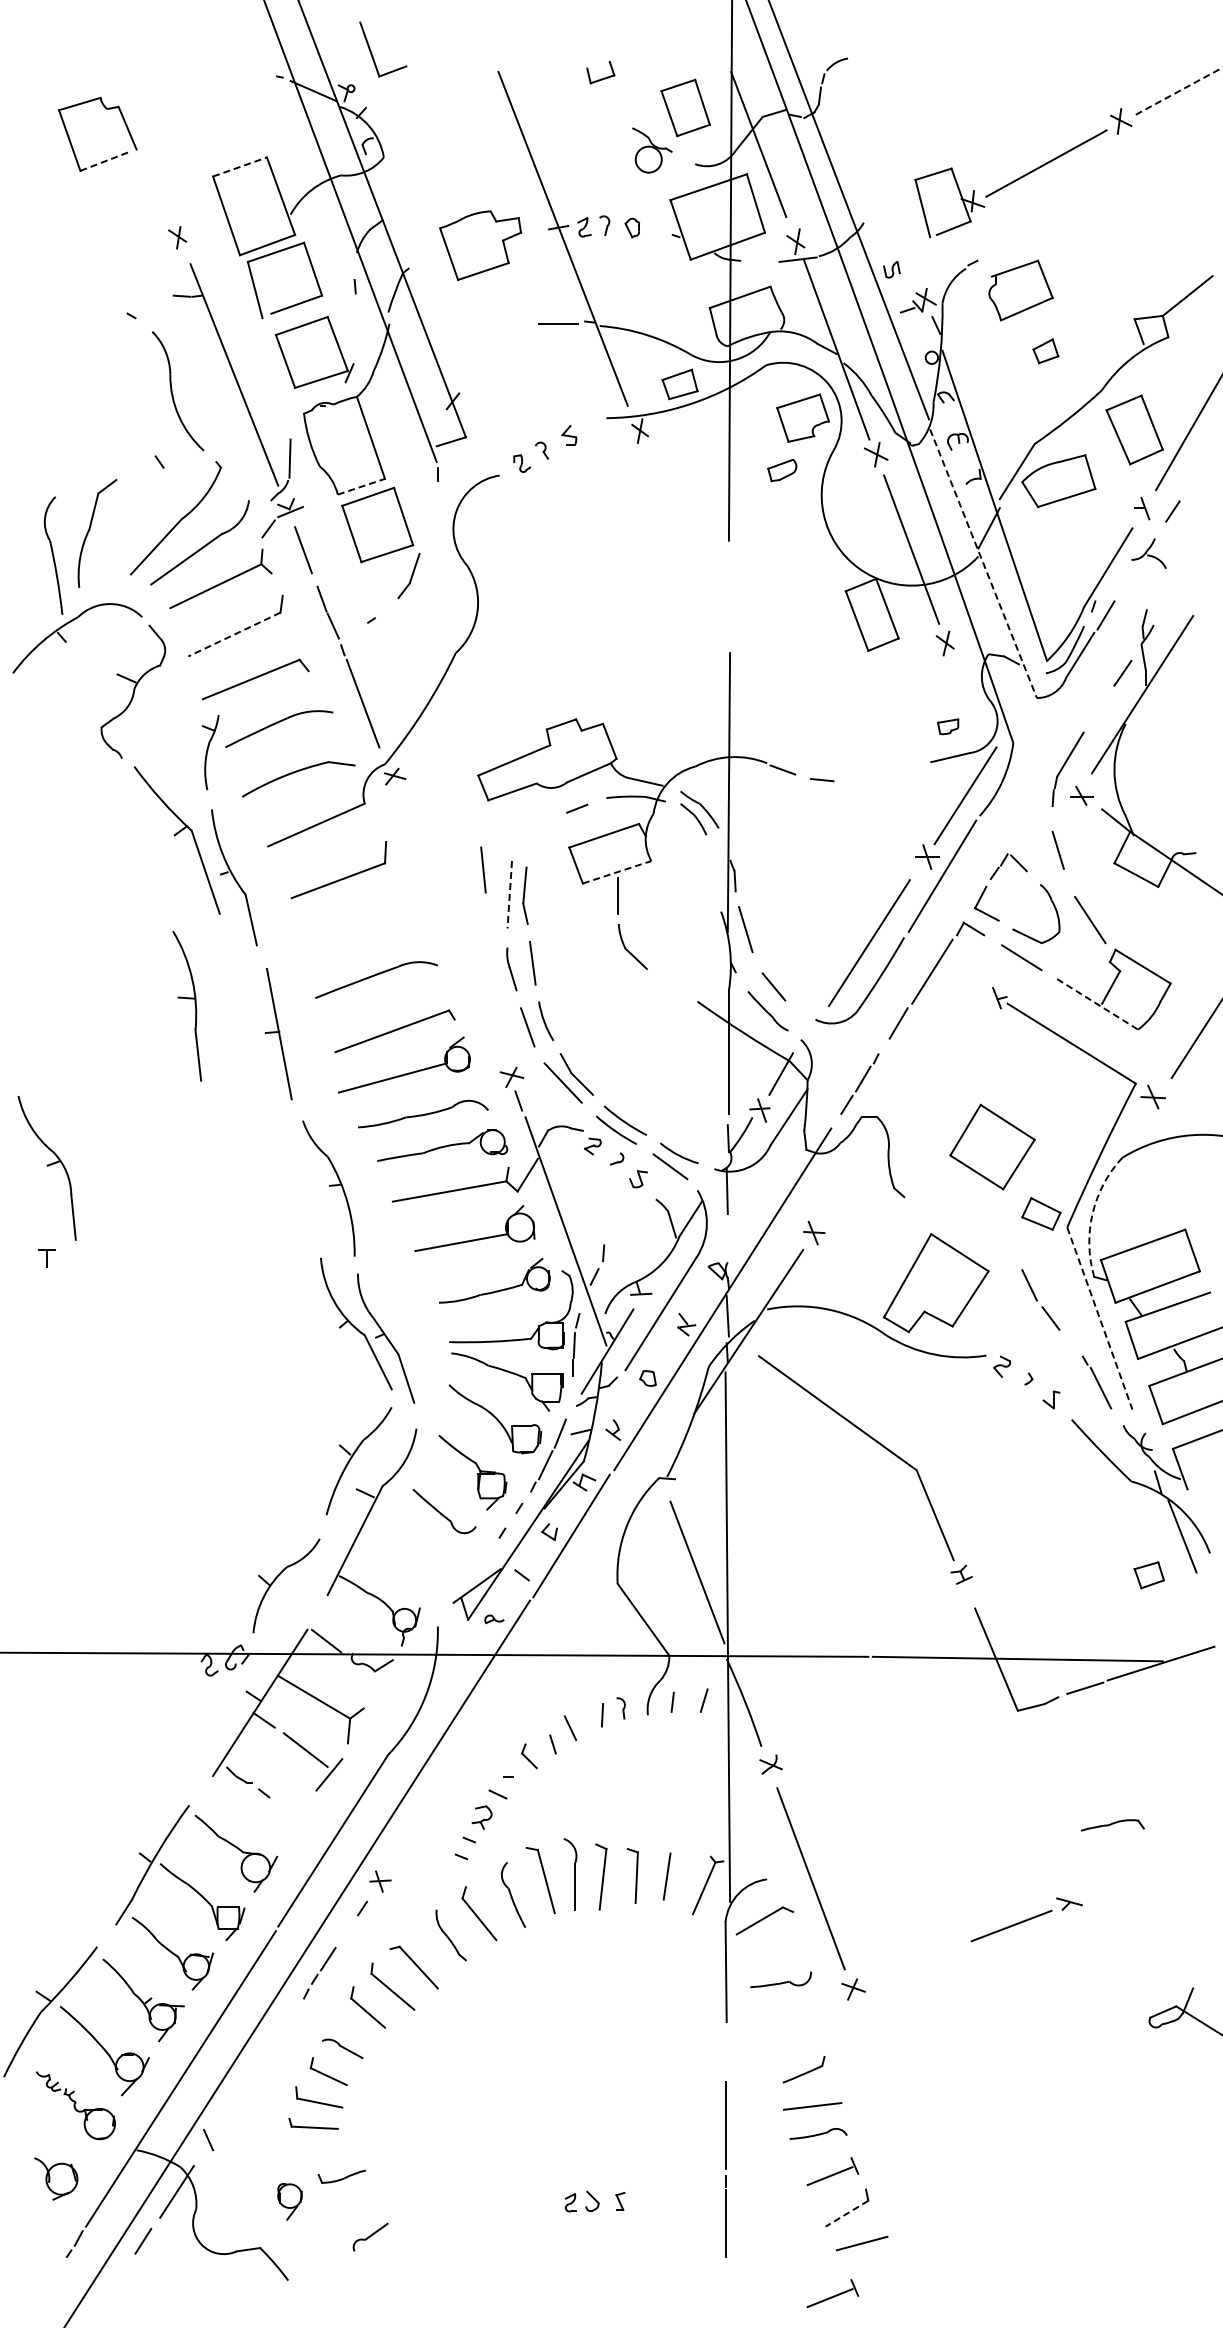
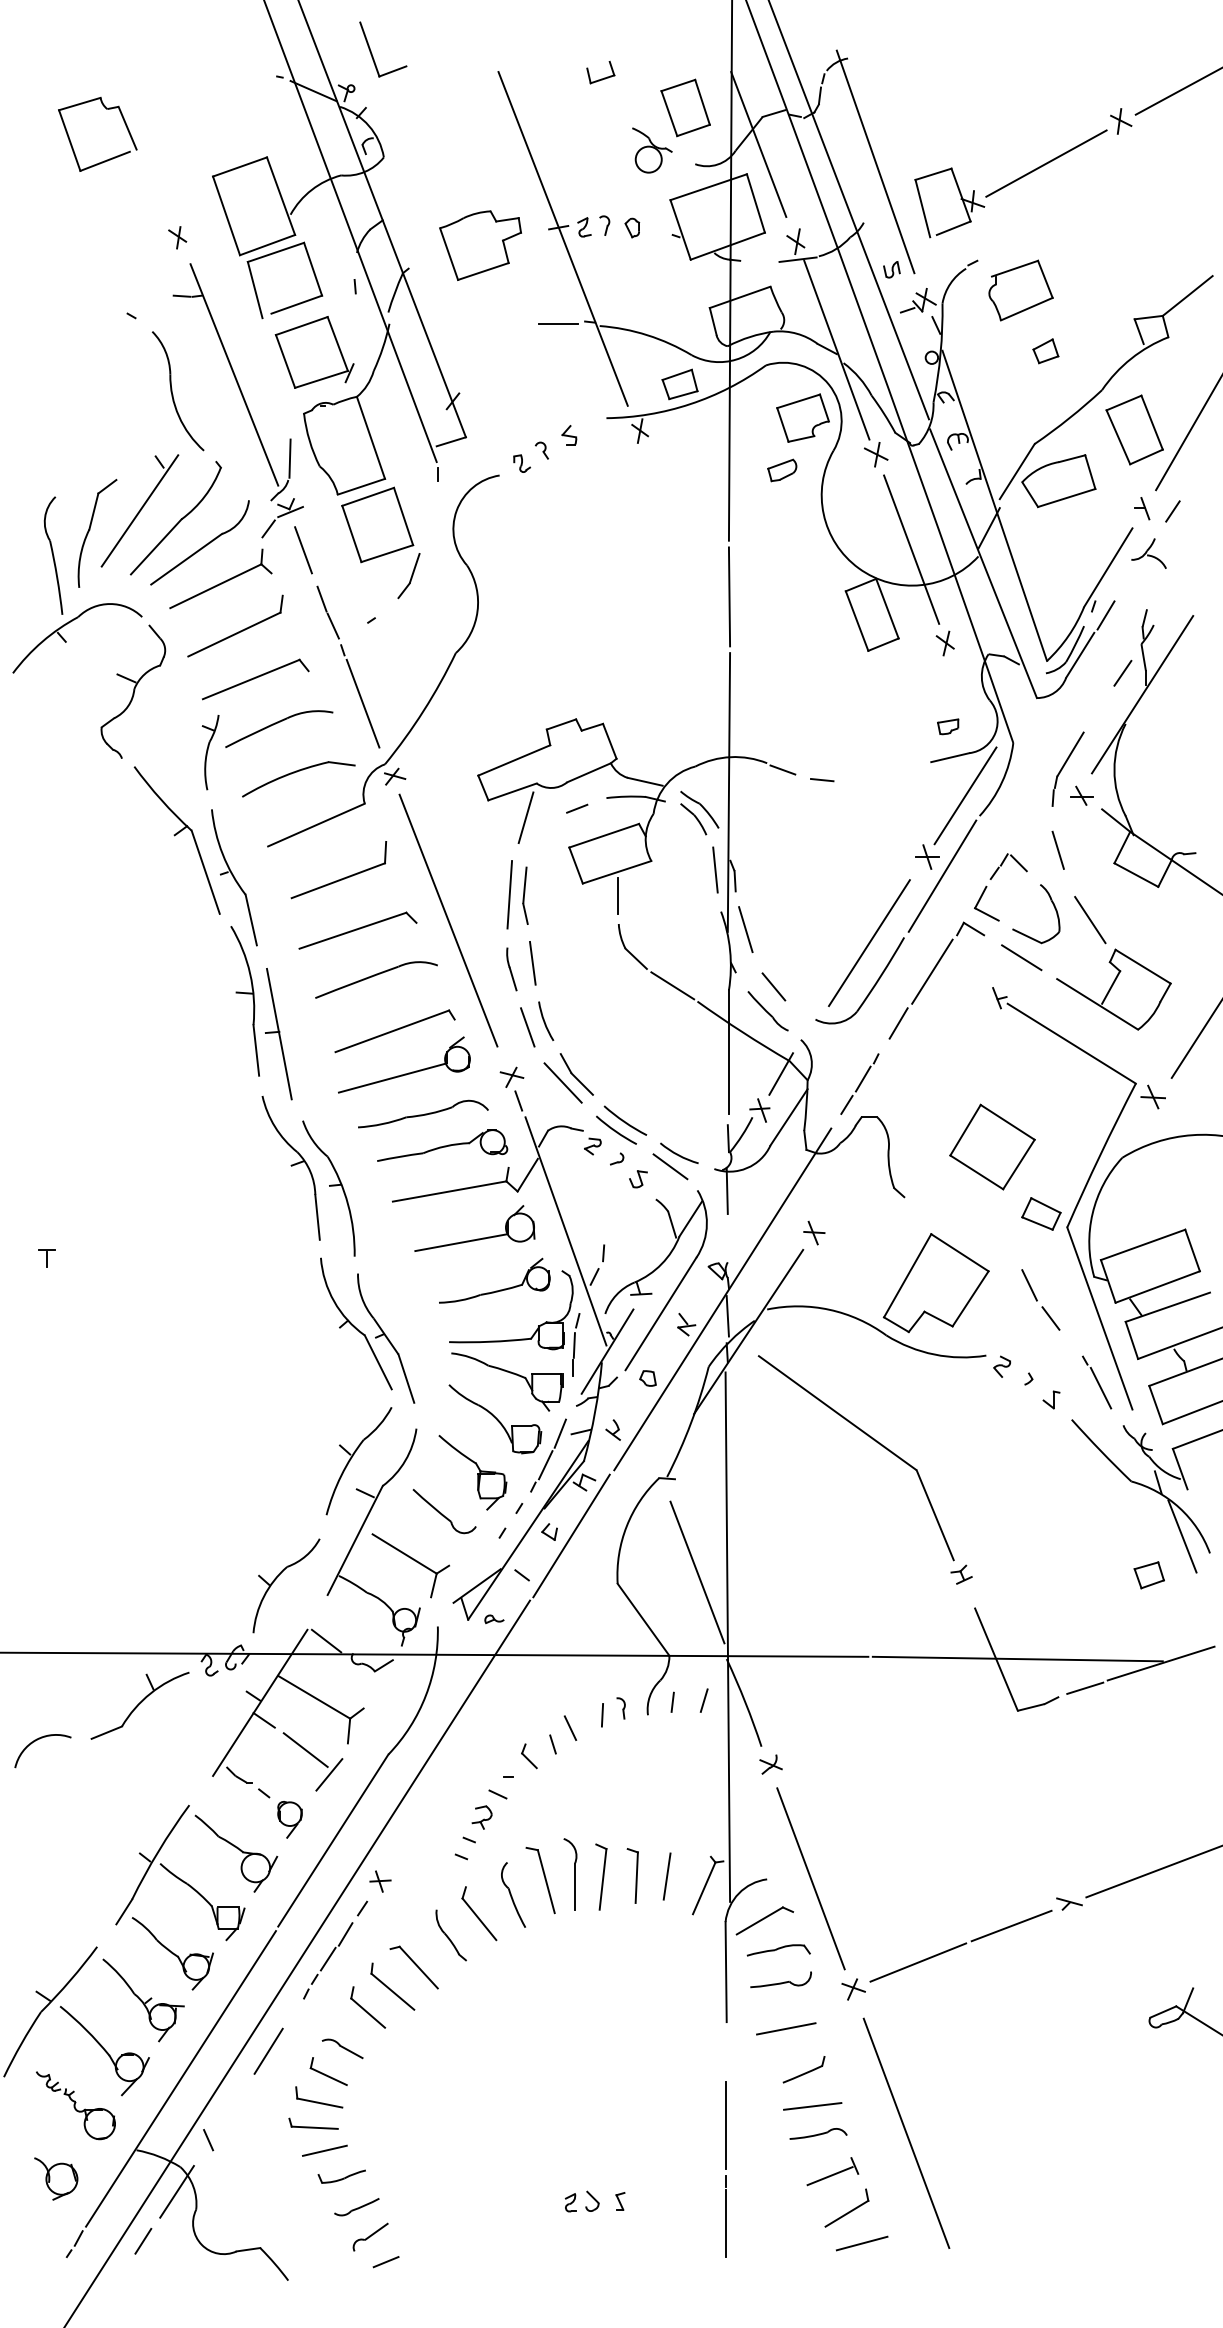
line: dashed -> solid (1179, 90)
line: dashed -> solid (105, 161)
line: none -> present (875, 161)
line: dashed -> solid (240, 166)
line: dashed -> solid (361, 486)
line: none -> present (139, 510)
line: dashed -> solid (983, 563)
line: none -> present (729, 596)
line: dashed -> solid (233, 634)
line: none -> present (525, 817)
line position: (483, 869) -> (715, 869) (715, 869)
line: dashed -> solid (617, 872)
line: dashed -> solid (509, 894)
line: none -> present (448, 920)
part: none -> present (357, 930)
line: none -> present (672, 985)
part position: (187, 999) -> (245, 994) (245, 994)
line: dashed -> solid (1097, 1004)
part position: (46, 1168) -> (290, 1168) (290, 1168)
arc: dashed -> solid (1092, 1213)
line: dashed -> solid (1099, 1318)
part: none -> present (410, 1565)
part: none -> present (139, 1705)
arc: none -> present (34, 1742)
part position: (1112, 1825) -> (778, 1950) (778, 1950)
line: none -> present (1152, 1871)
line: none -> present (345, 1934)
line: none -> present (918, 1962)
line: none -> present (786, 2028)
line: none -> present (268, 2050)
line: none -> present (906, 2133)
line: none -> present (324, 2150)
part position: (289, 2201) -> (289, 1819) (289, 1819)
part: none -> present (356, 2207)
line: dashed -> solid (846, 2213)
line: none -> present (385, 2262)
part: present -> none (832, 2293)
